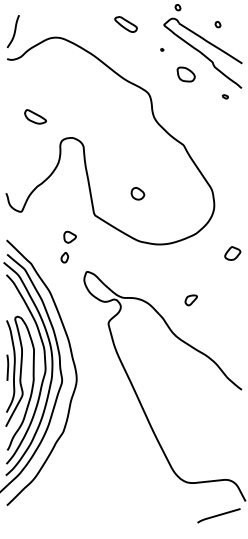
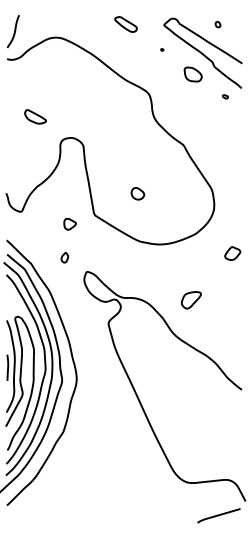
part: present -> none (177, 7)
part position: (185, 74) -> (192, 74) (192, 74)
part position: (69, 236) -> (69, 223) (69, 223)
part size: 14x13 px -> 22x19 px (190, 300)
